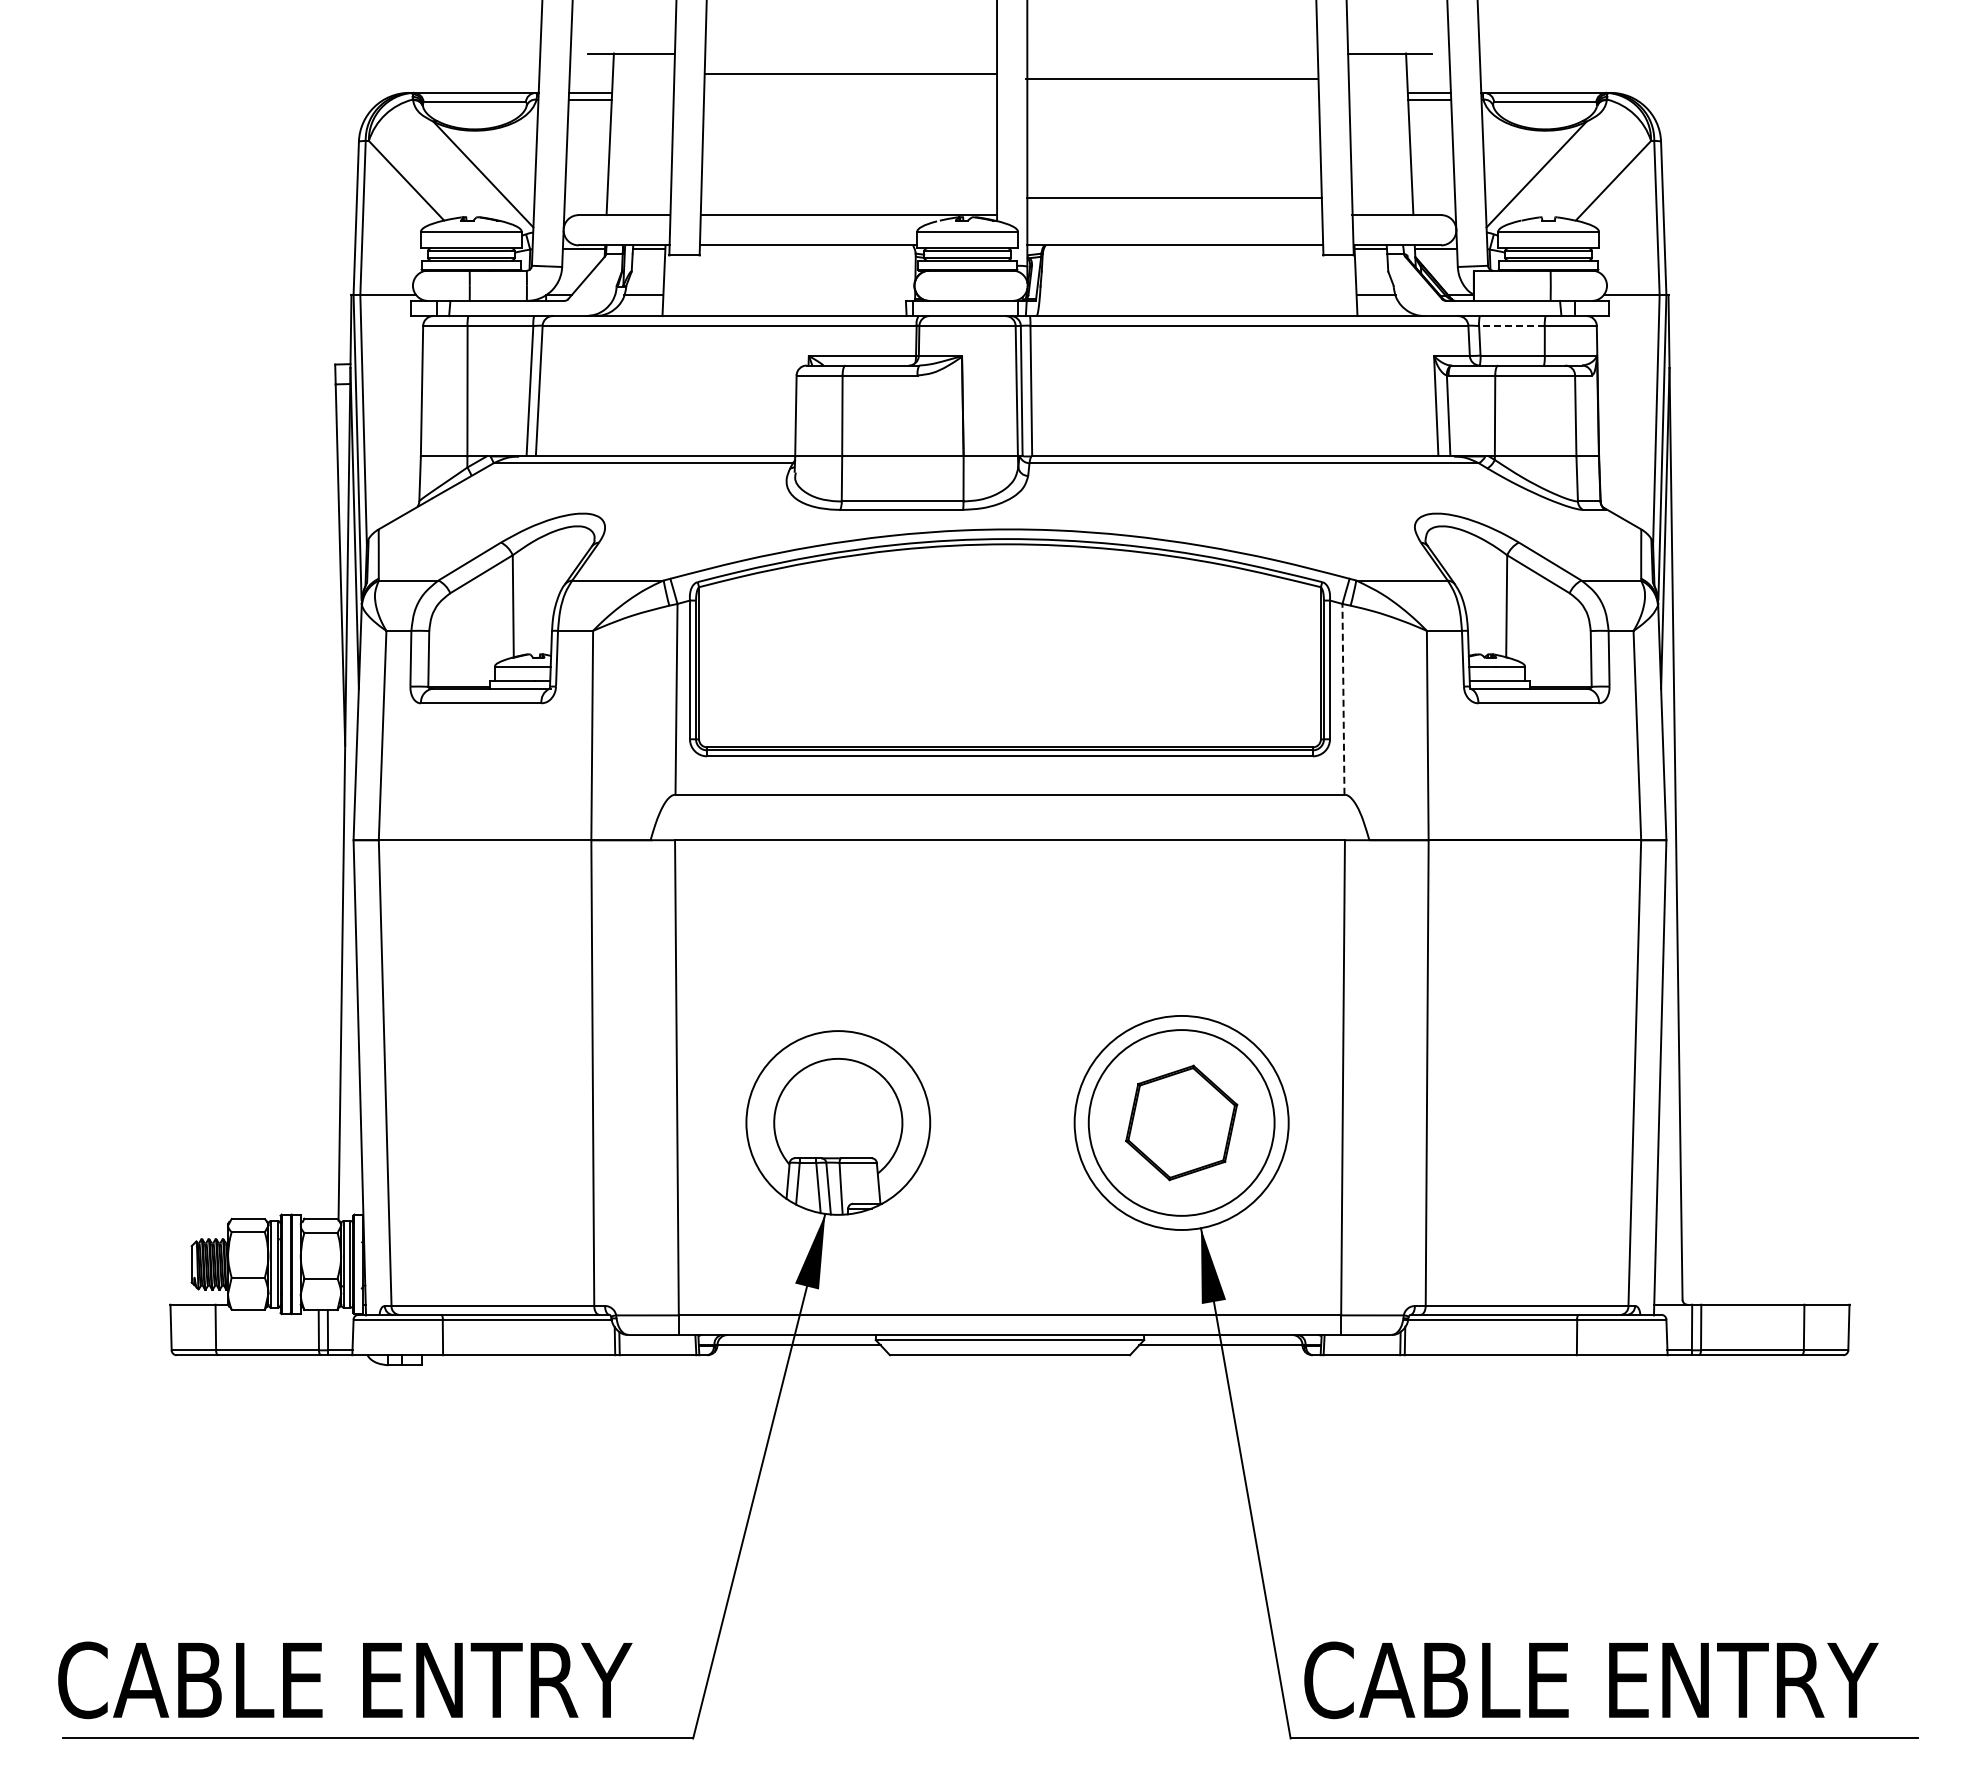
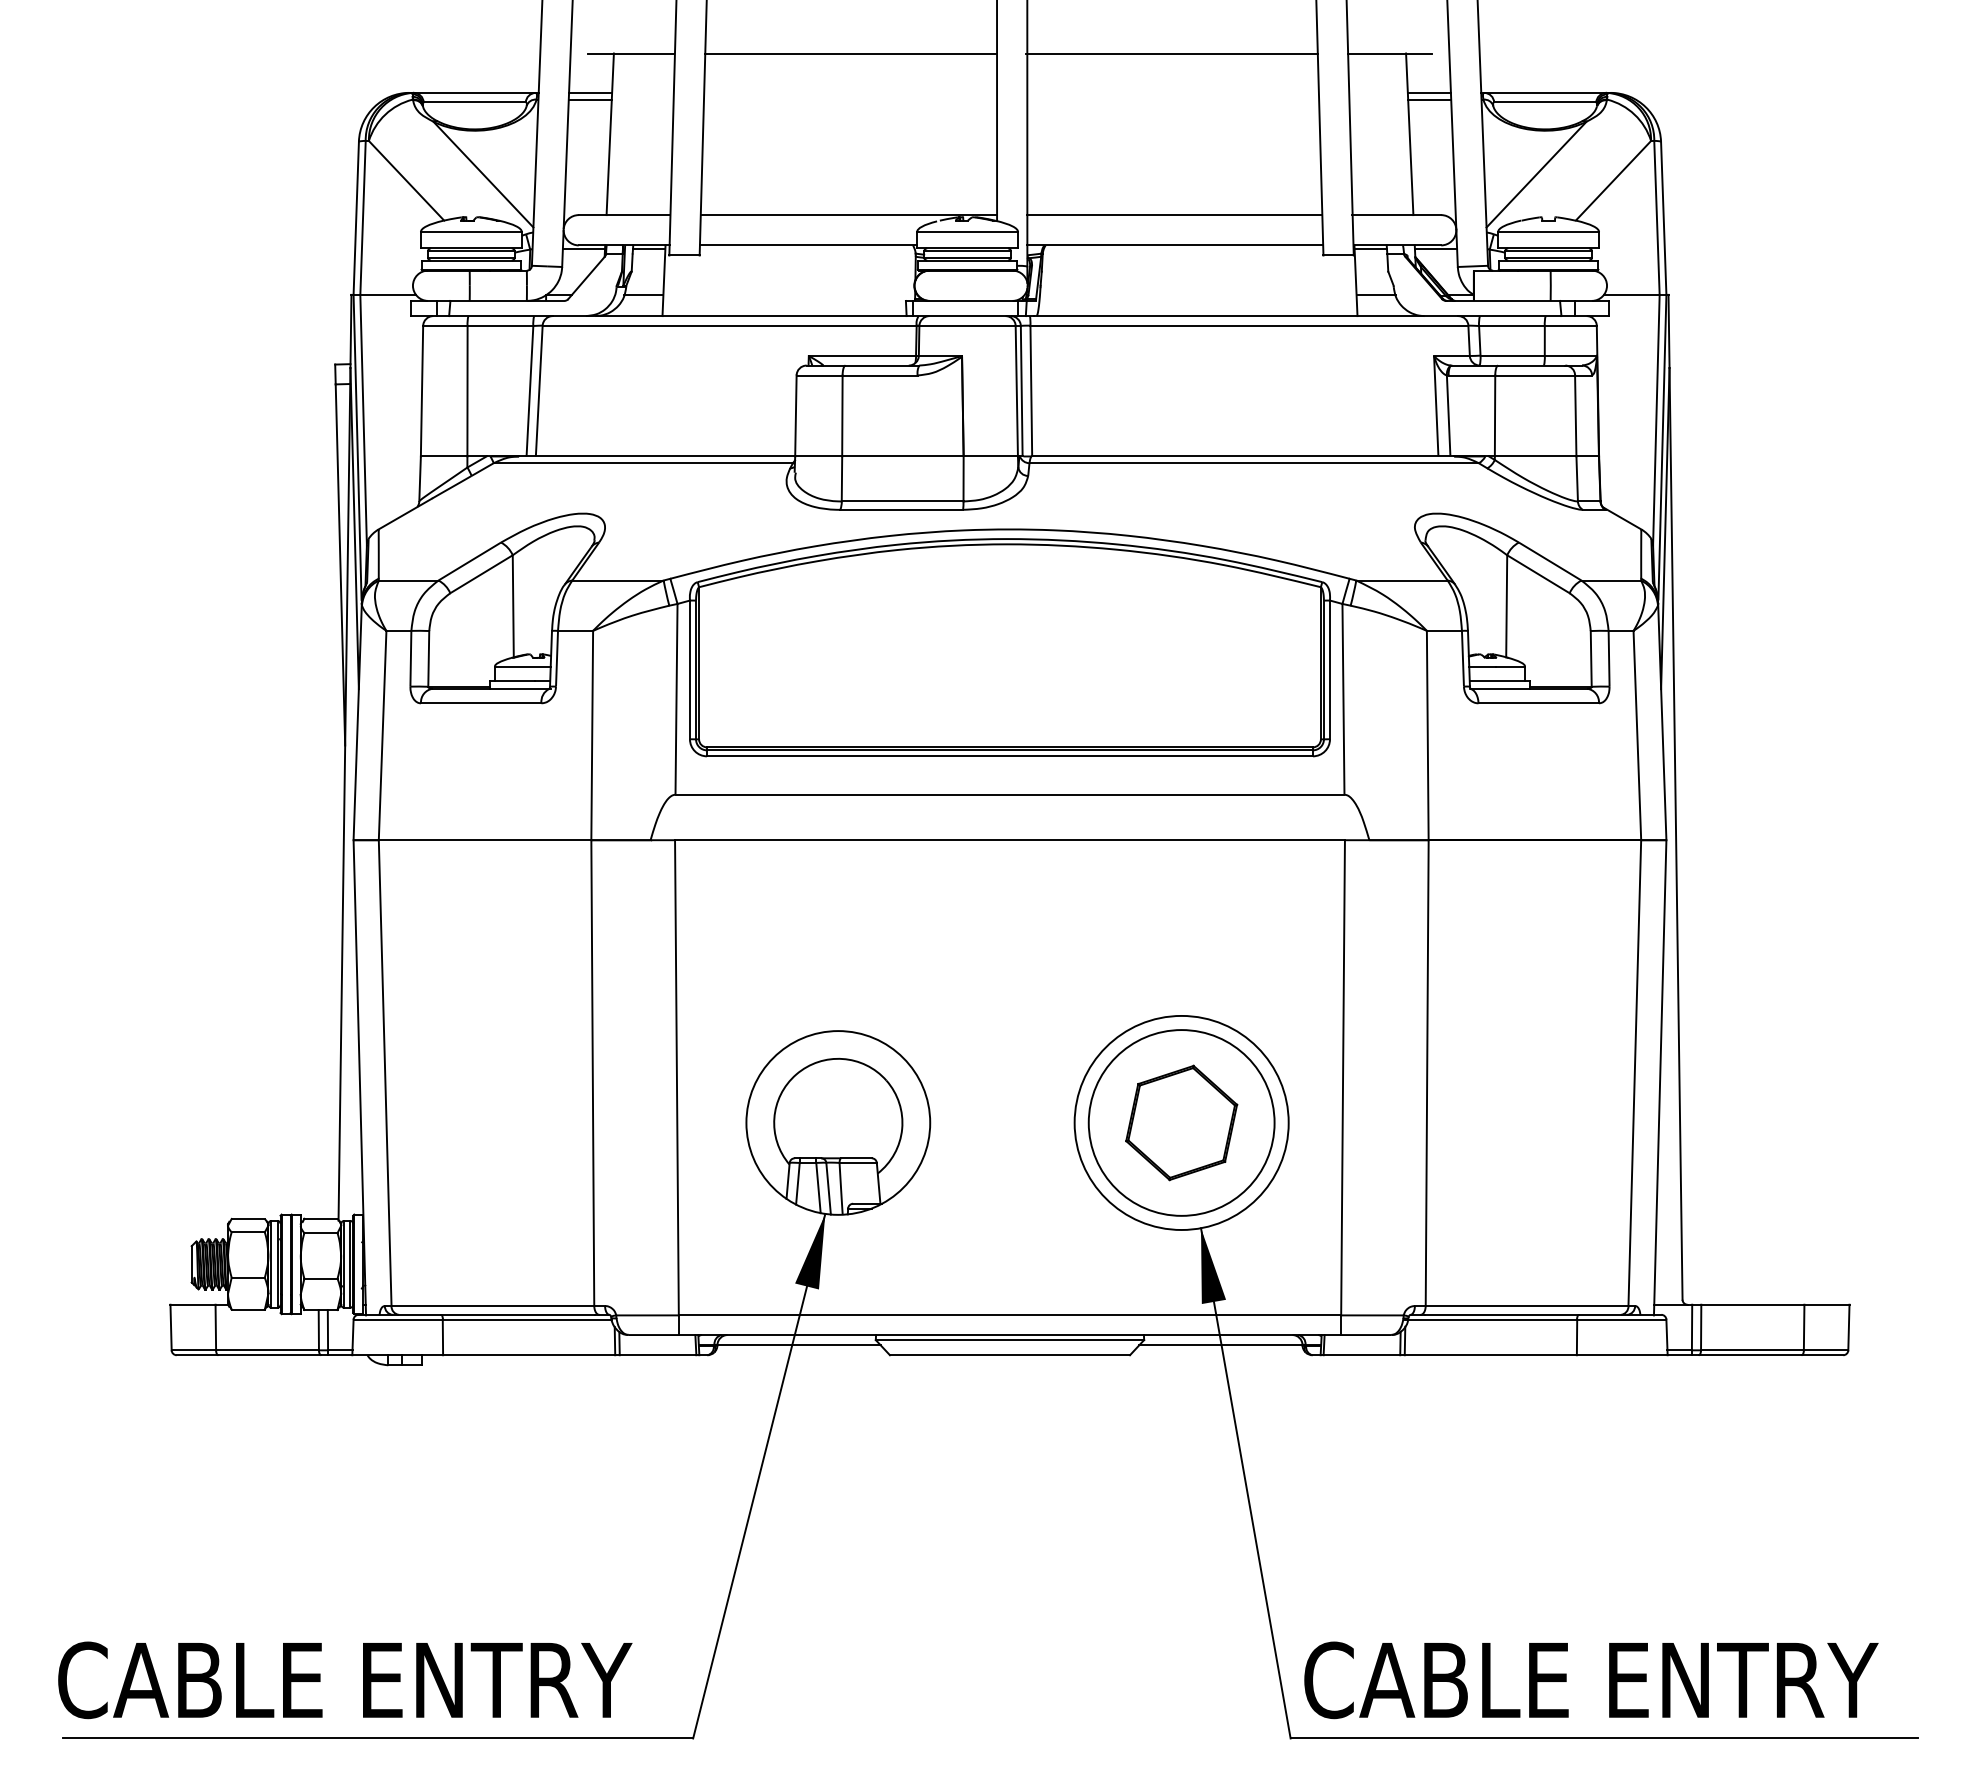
line position: (851, 73) -> (851, 53) (851, 53)
line position: (1171, 78) -> (1171, 53) (1171, 53)
line position: (1174, 198) -> (1174, 215) (1174, 215)
line: dashed -> solid (1511, 326)
line: dashed -> solid (1343, 699)
